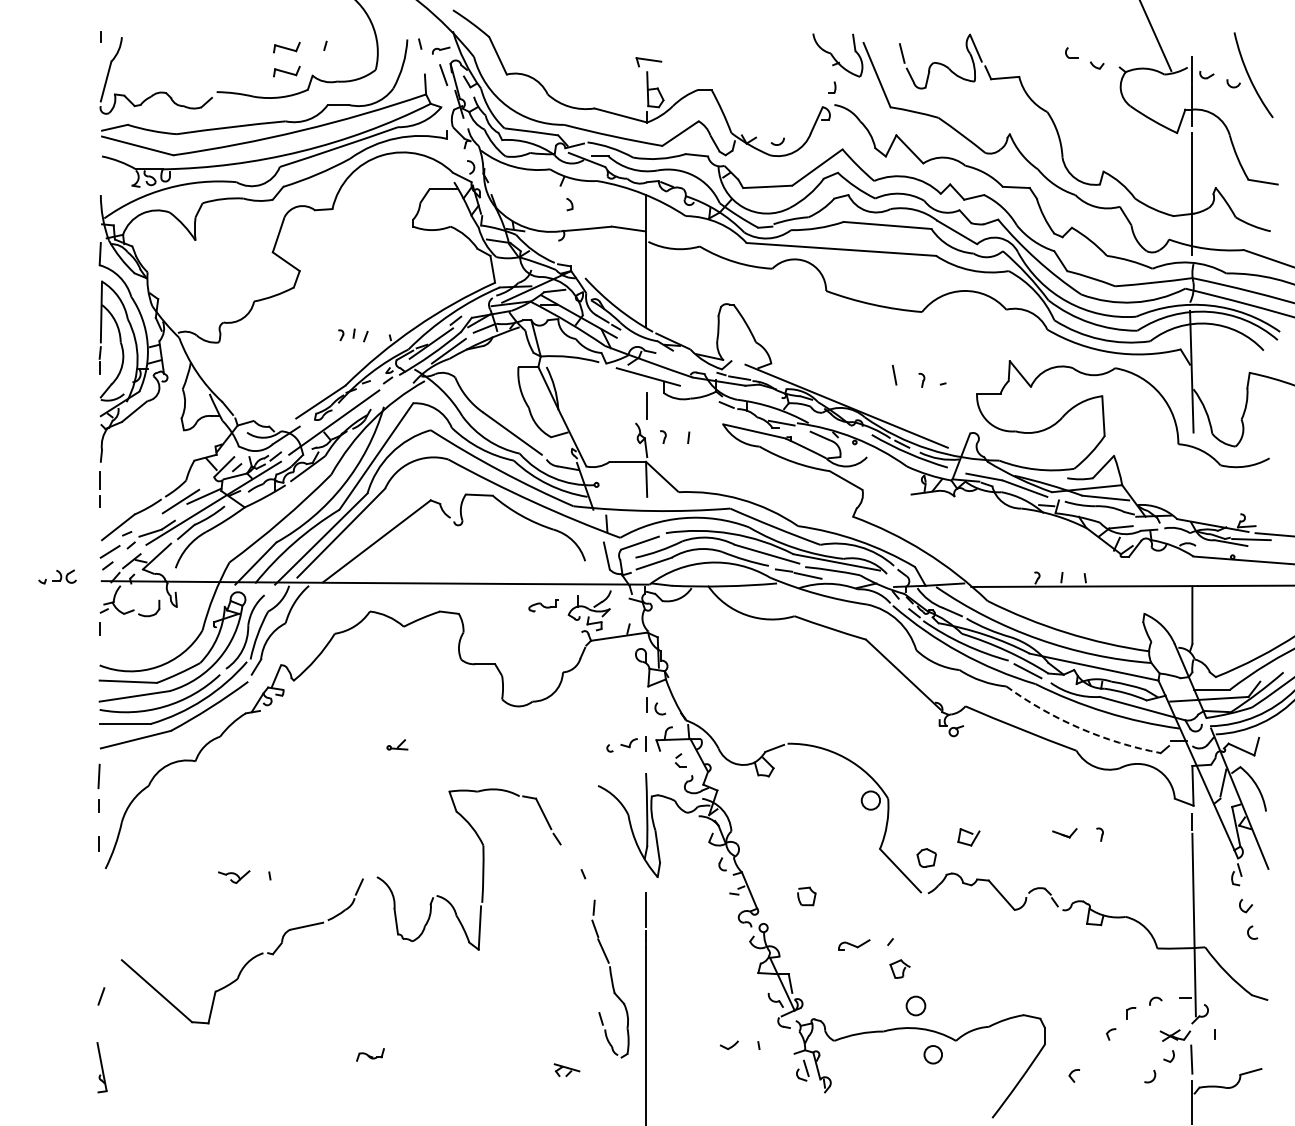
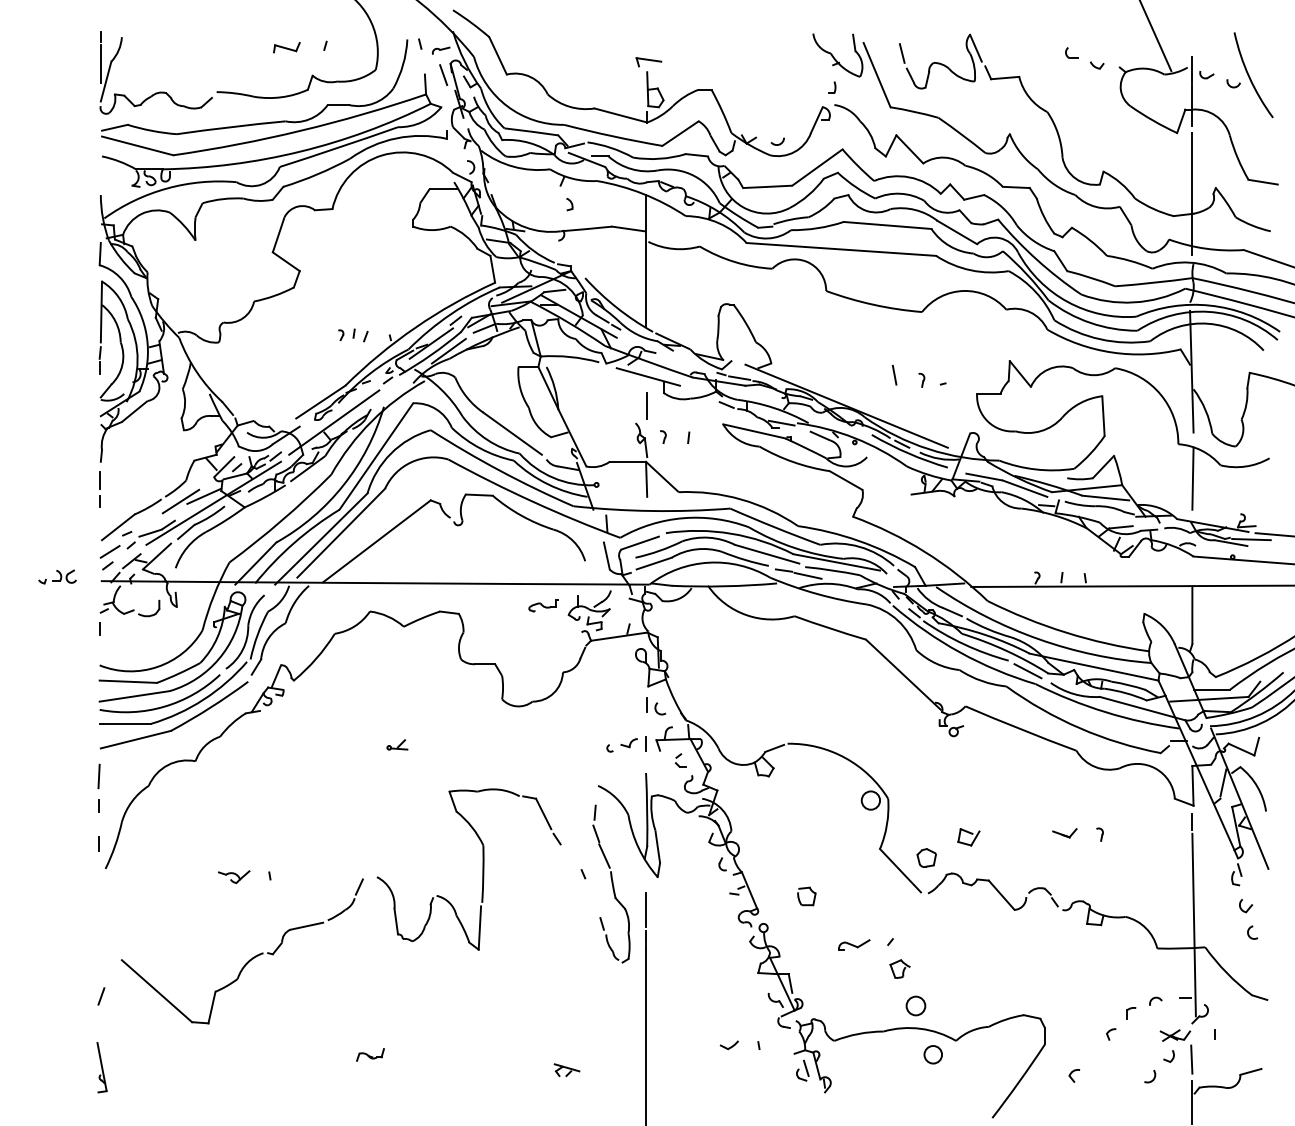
line: none -> present (100, 63)
part: present -> none (286, 71)
line: none -> present (1192, 478)
arc: dashed -> solid (1079, 728)
part position: (610, 978) -> (611, 883) (611, 883)
